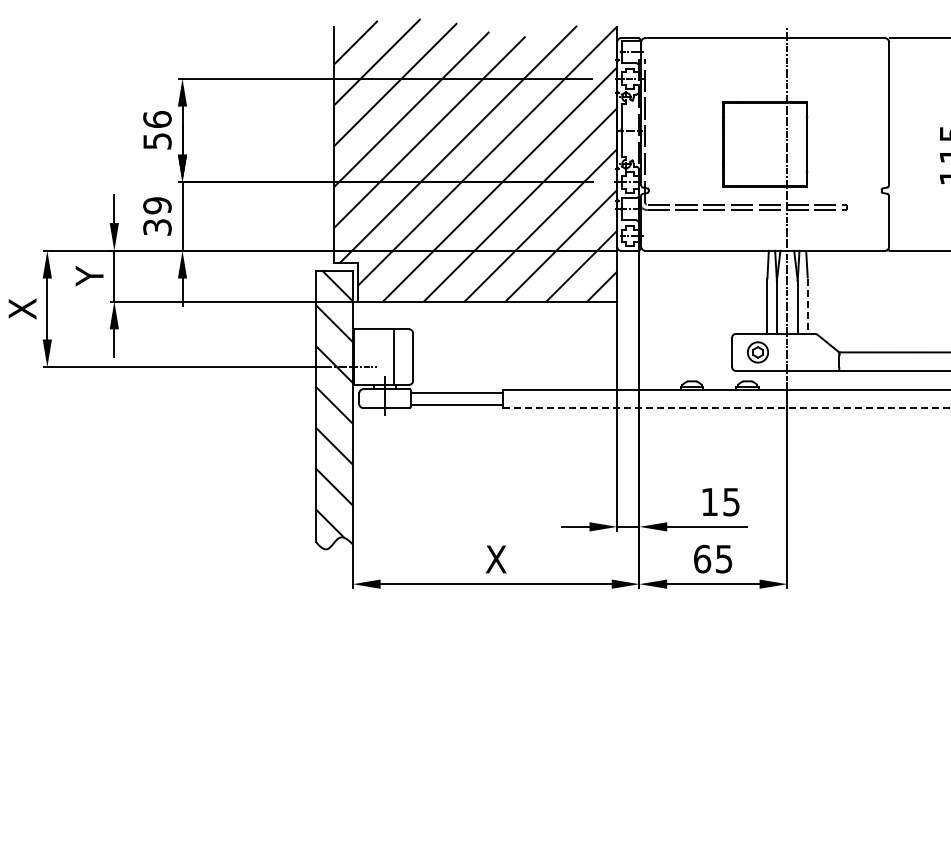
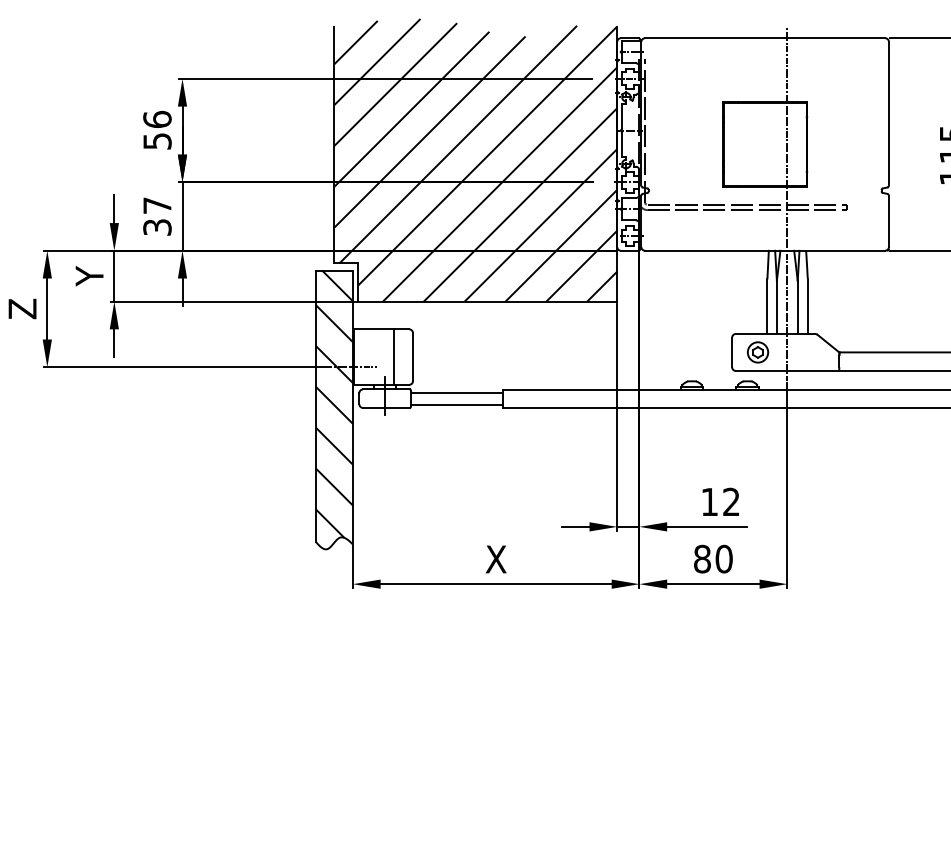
text: 39 -> 37 (157, 205)
line: dashed -> solid (807, 306)
text: X -> Z (22, 308)
line: dashed -> solid (726, 408)
text: 15 -> 12 (731, 501)
text: 65 -> 80 (713, 558)
